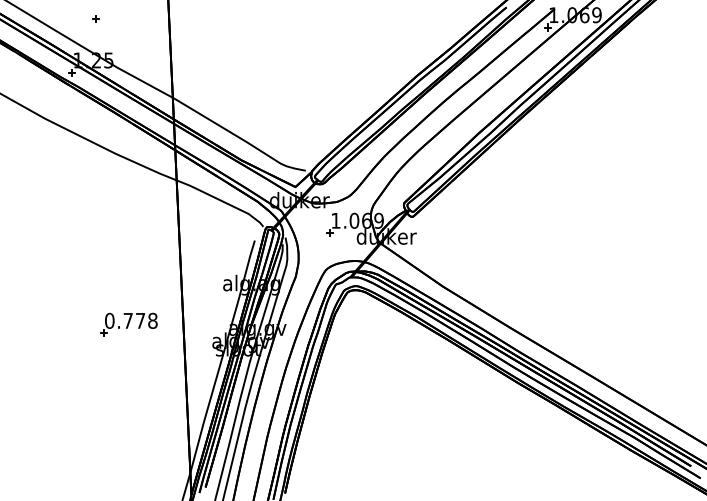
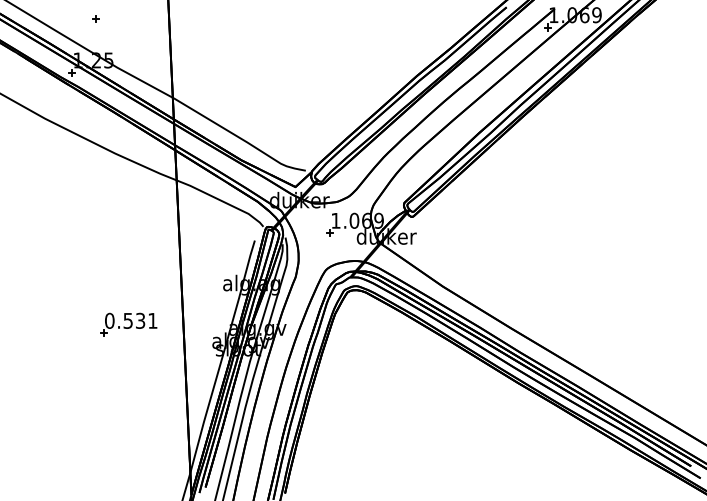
text: 0.778 -> 0.531 (140, 320)
